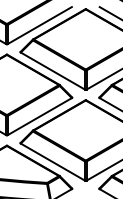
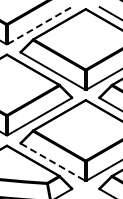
line: solid -> dashed (40, 25)
line: solid -> dashed (53, 162)
